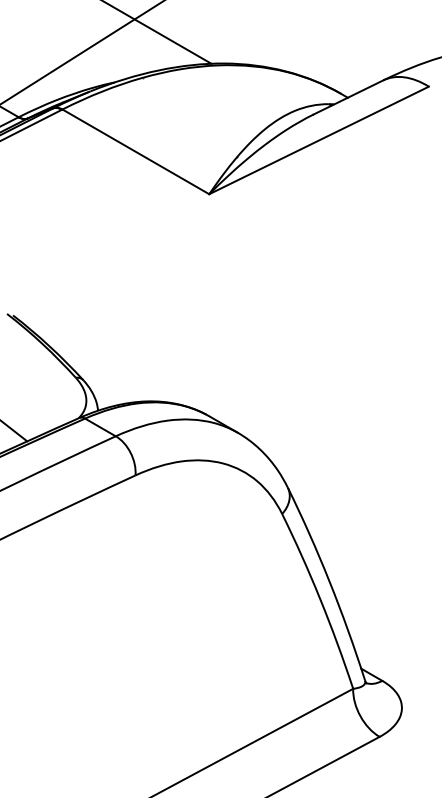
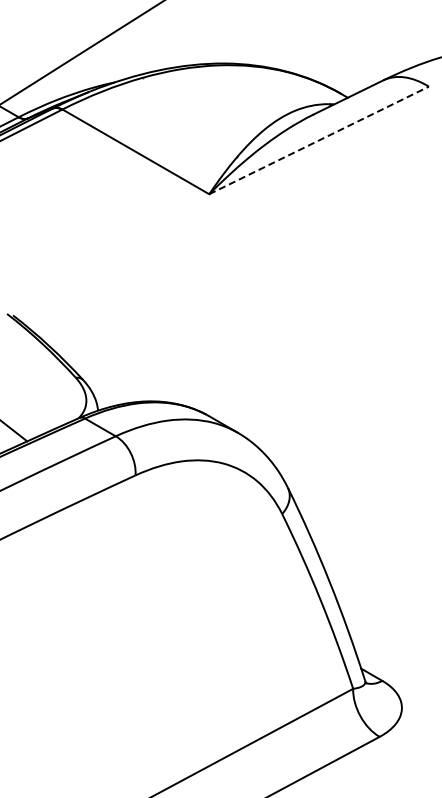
line: present -> none (157, 32)
line: solid -> dashed (319, 140)
